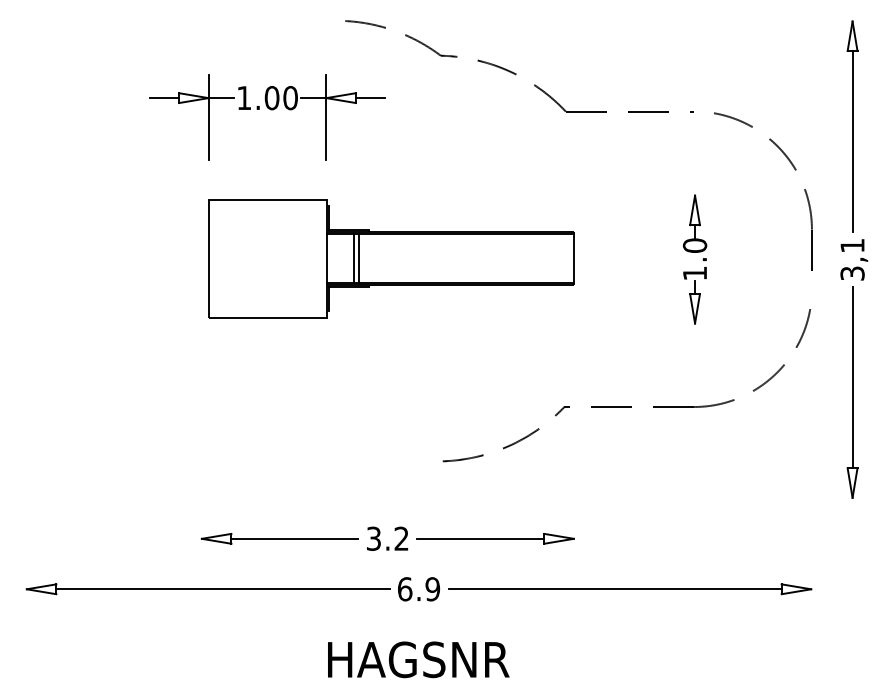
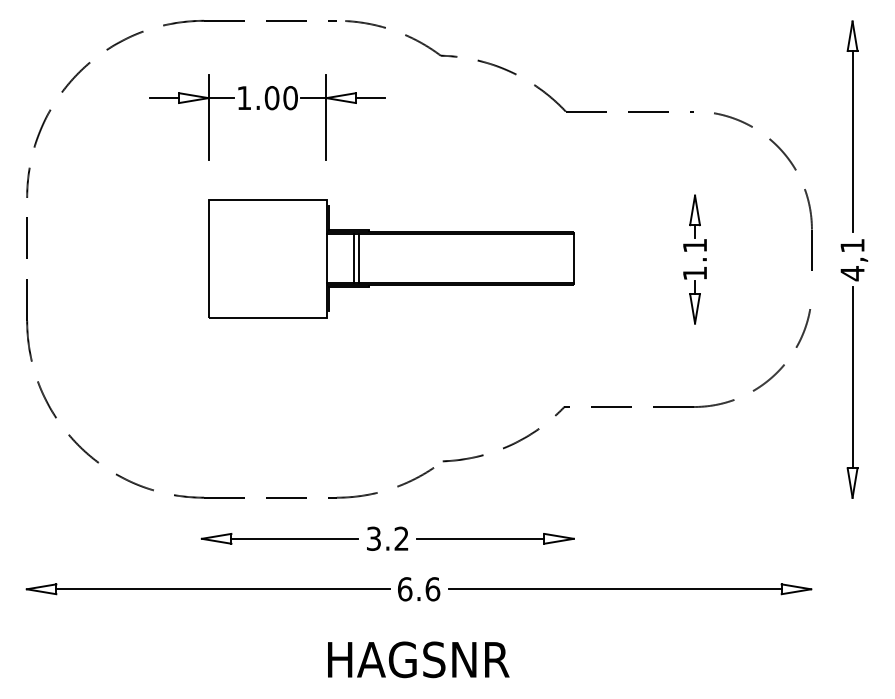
part: none -> present (164, 26)
text: 1.0 -> 1.1 (694, 245)
text: 3,1 -> 4,1 (852, 273)
part: none -> present (230, 497)
text: 6.9 -> 6.6 (432, 589)
